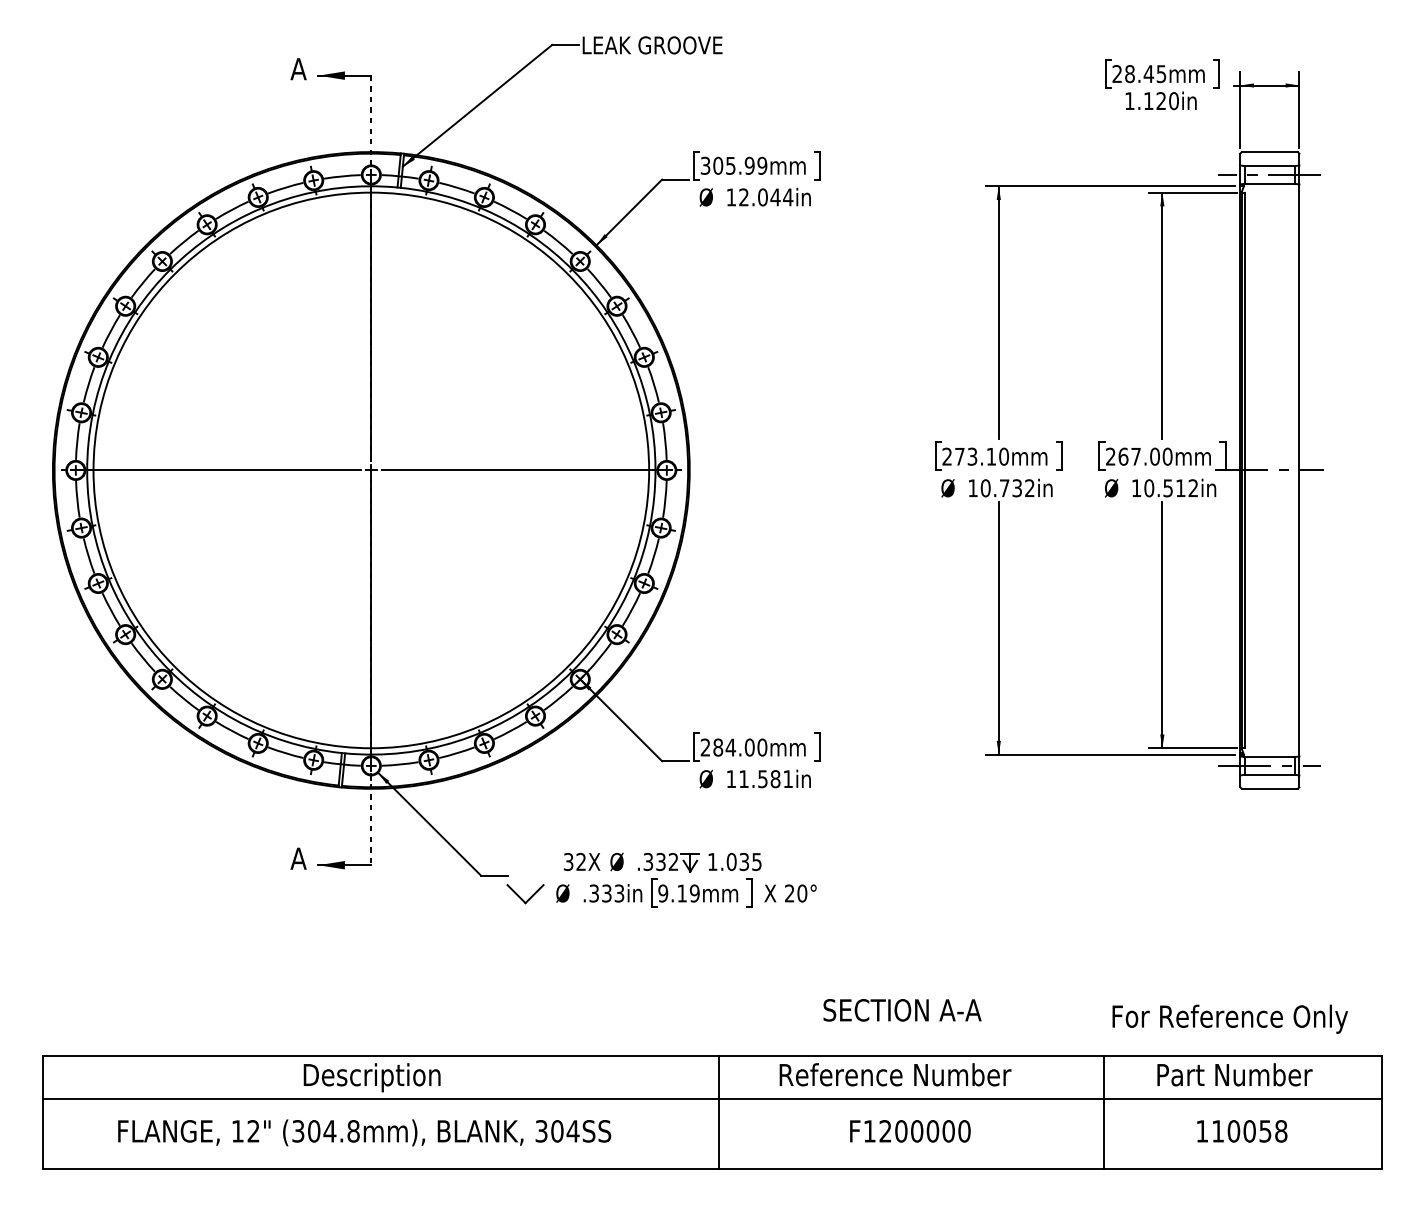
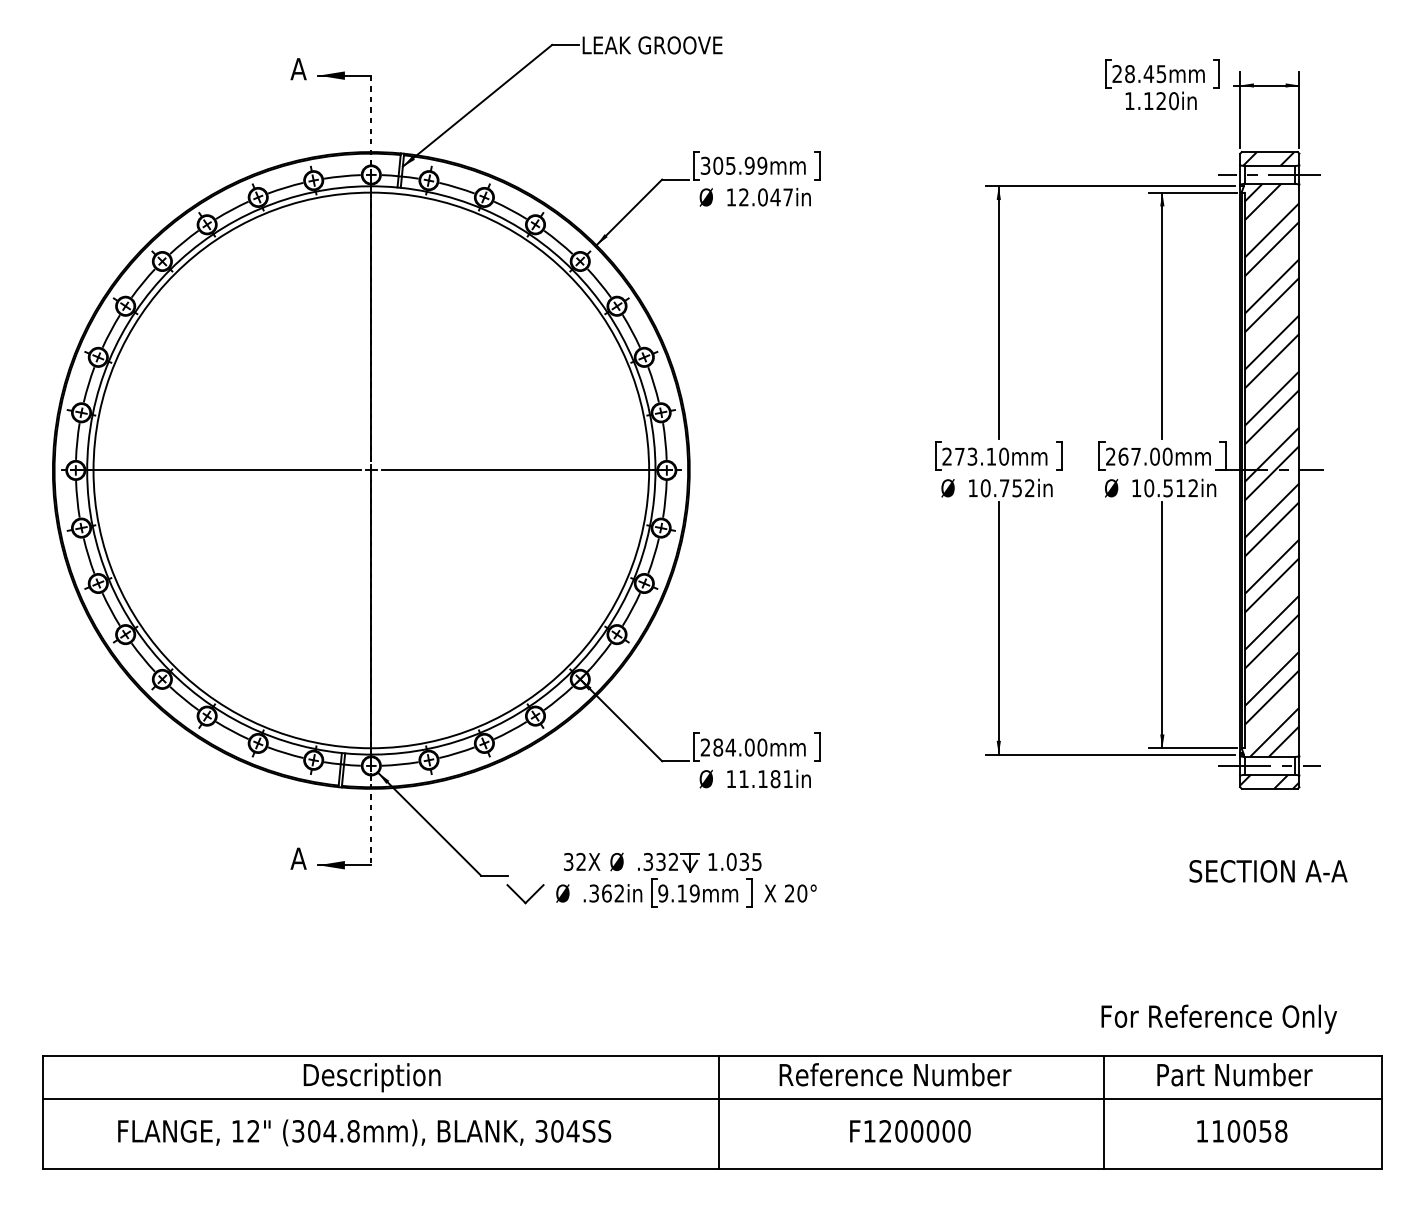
hatch: none -> present (1268, 159)
text: 12.044in -> 12.047in (788, 197)
hatch: none -> present (1271, 470)
text: 10.732in -> 10.752in (1017, 487)
text: 11.581in -> 11.181in (762, 779)
hatch: none -> present (1269, 781)
text: .333in -> .362in (613, 893)
text position: (902, 1010) -> (1268, 871) (1268, 871)
text position: (1230, 1018) -> (1219, 1018) (1219, 1018)
